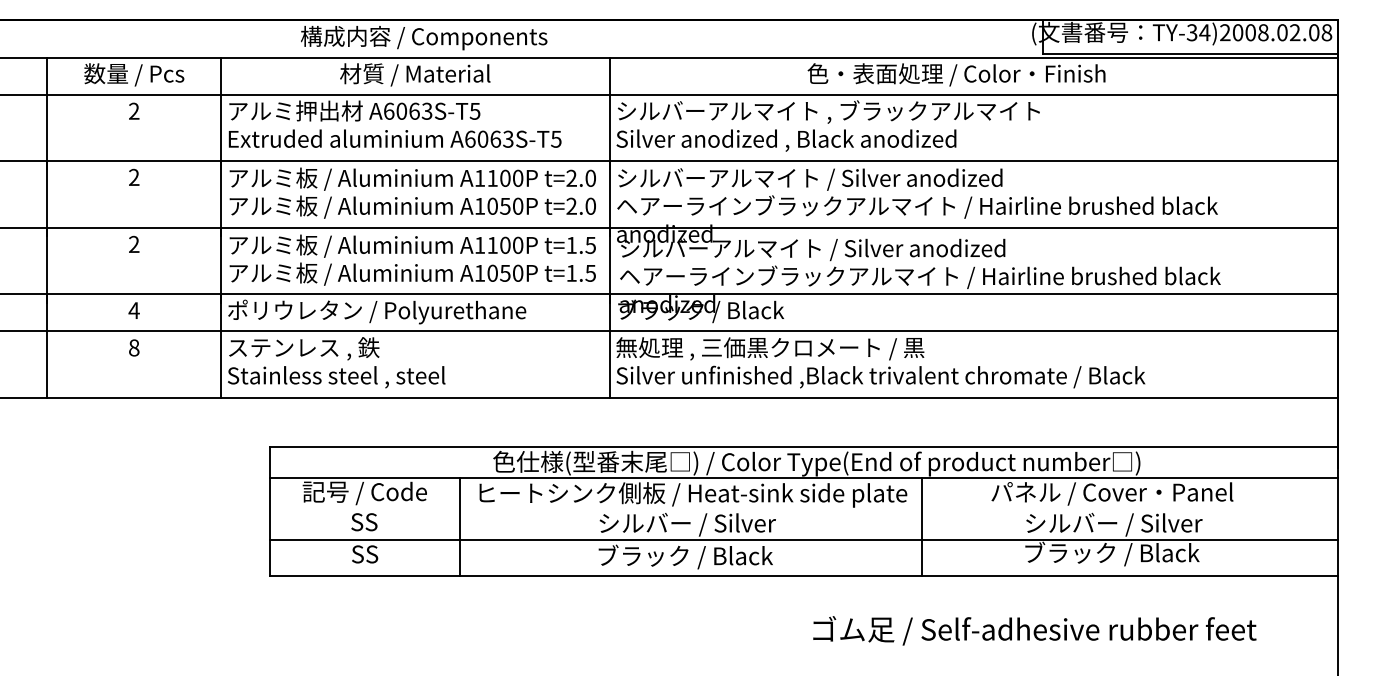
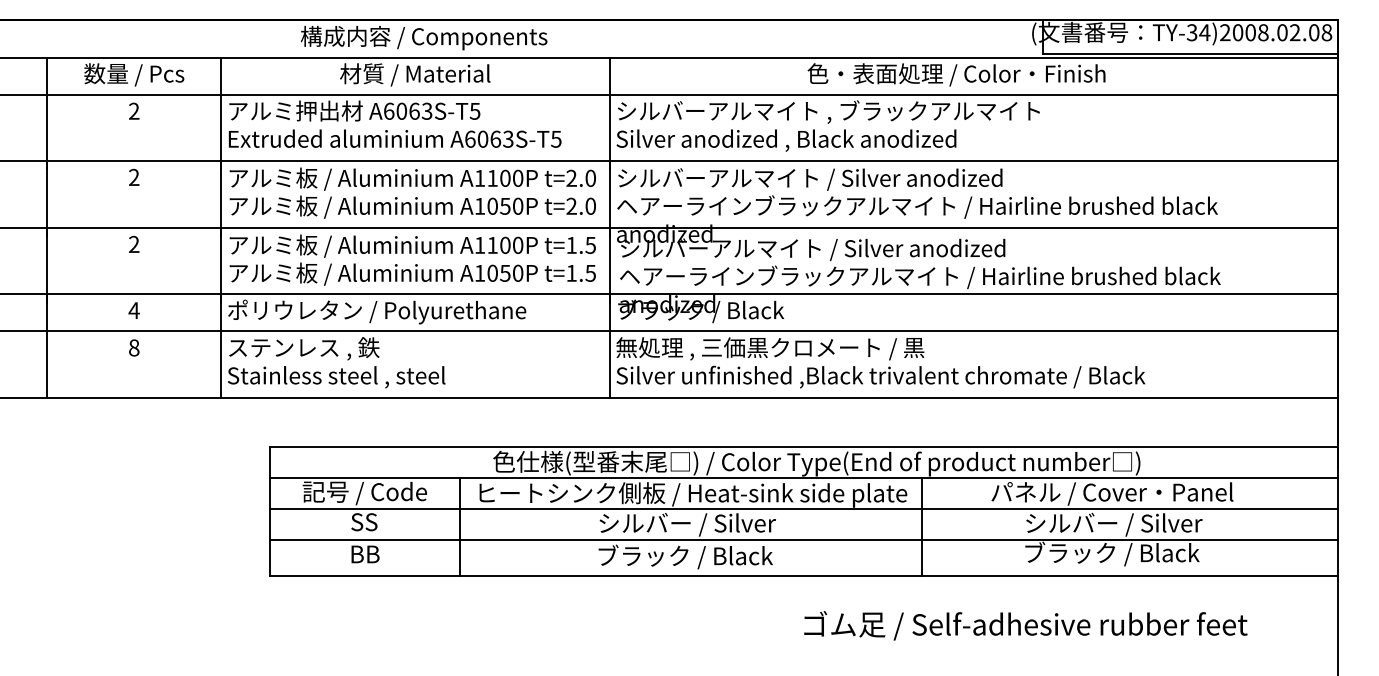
line: none -> present (803, 509)
text: SS -> BB (365, 554)
text position: (1034, 630) -> (1025, 625) (1025, 625)
